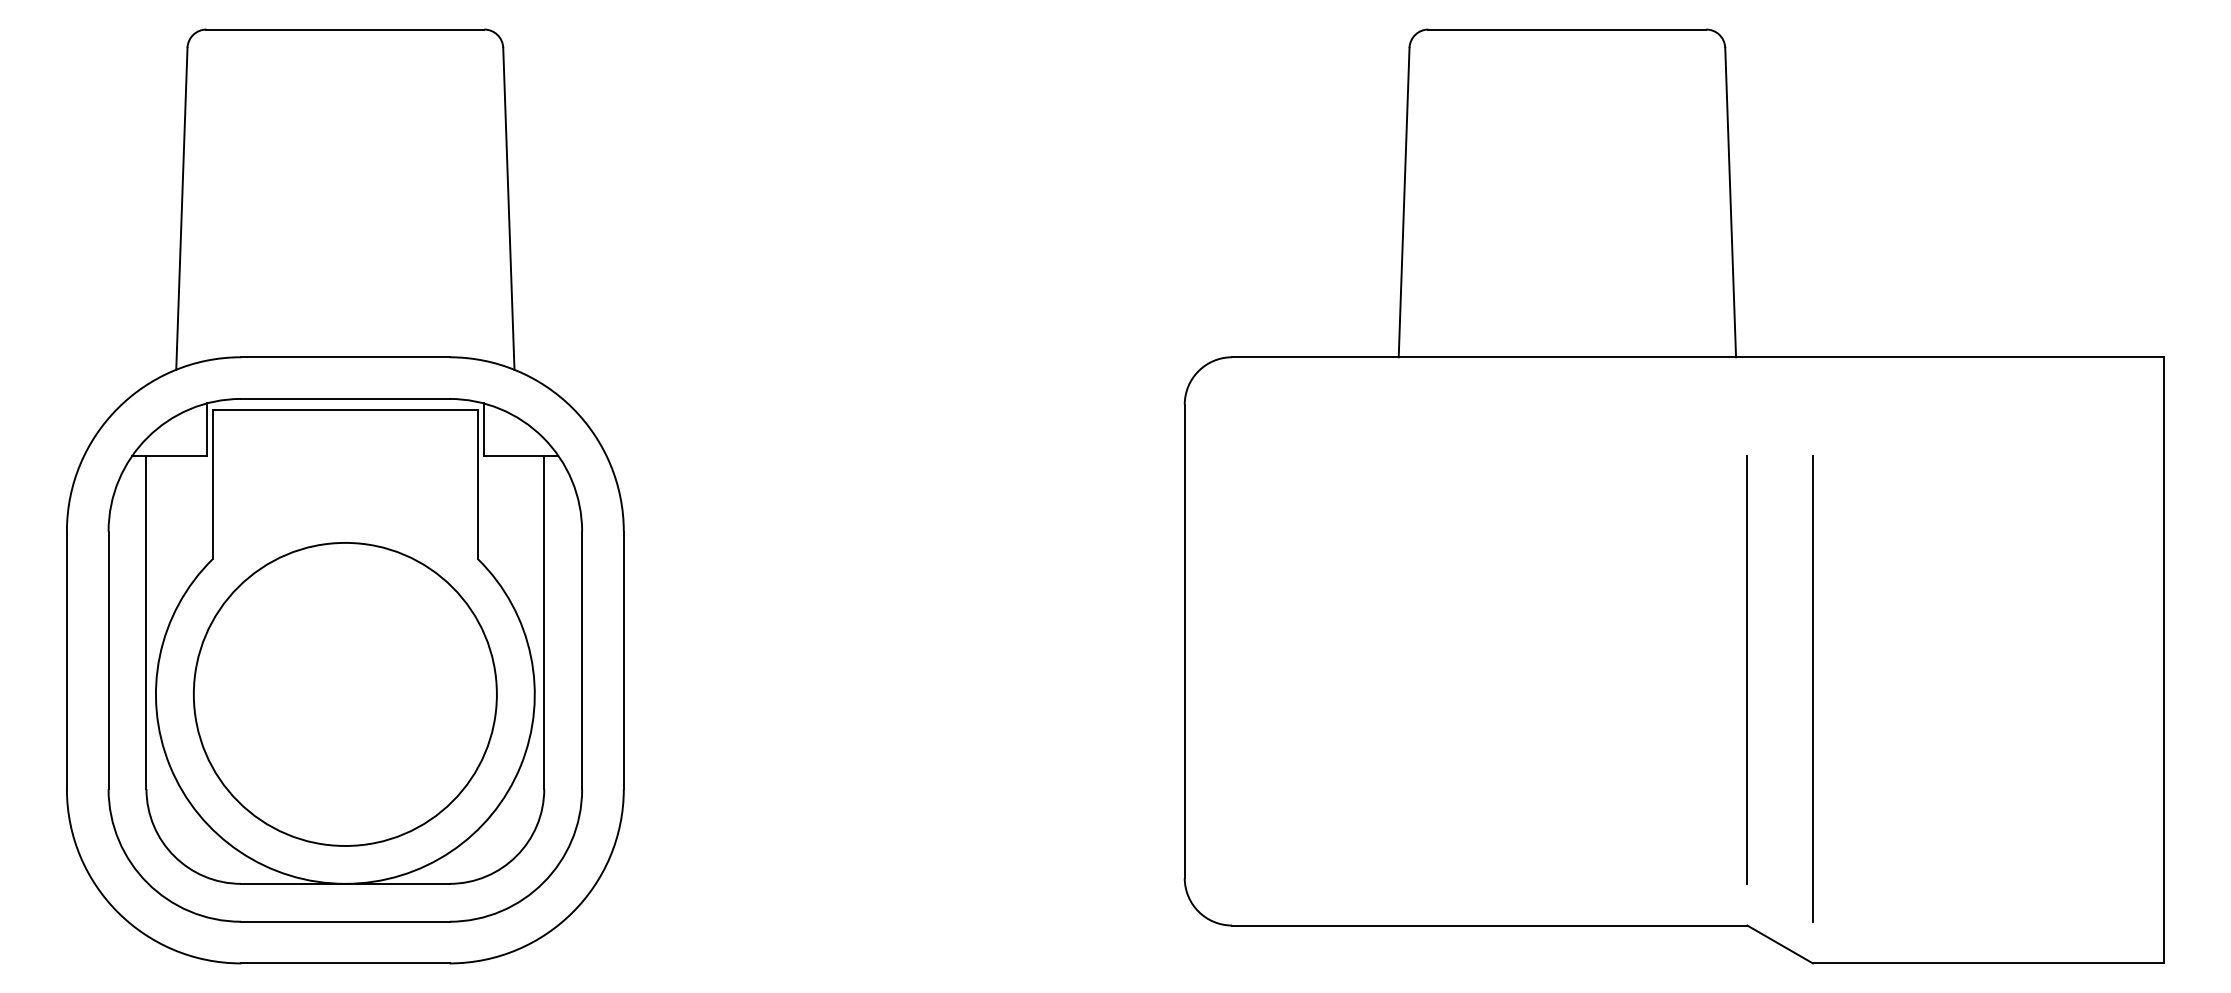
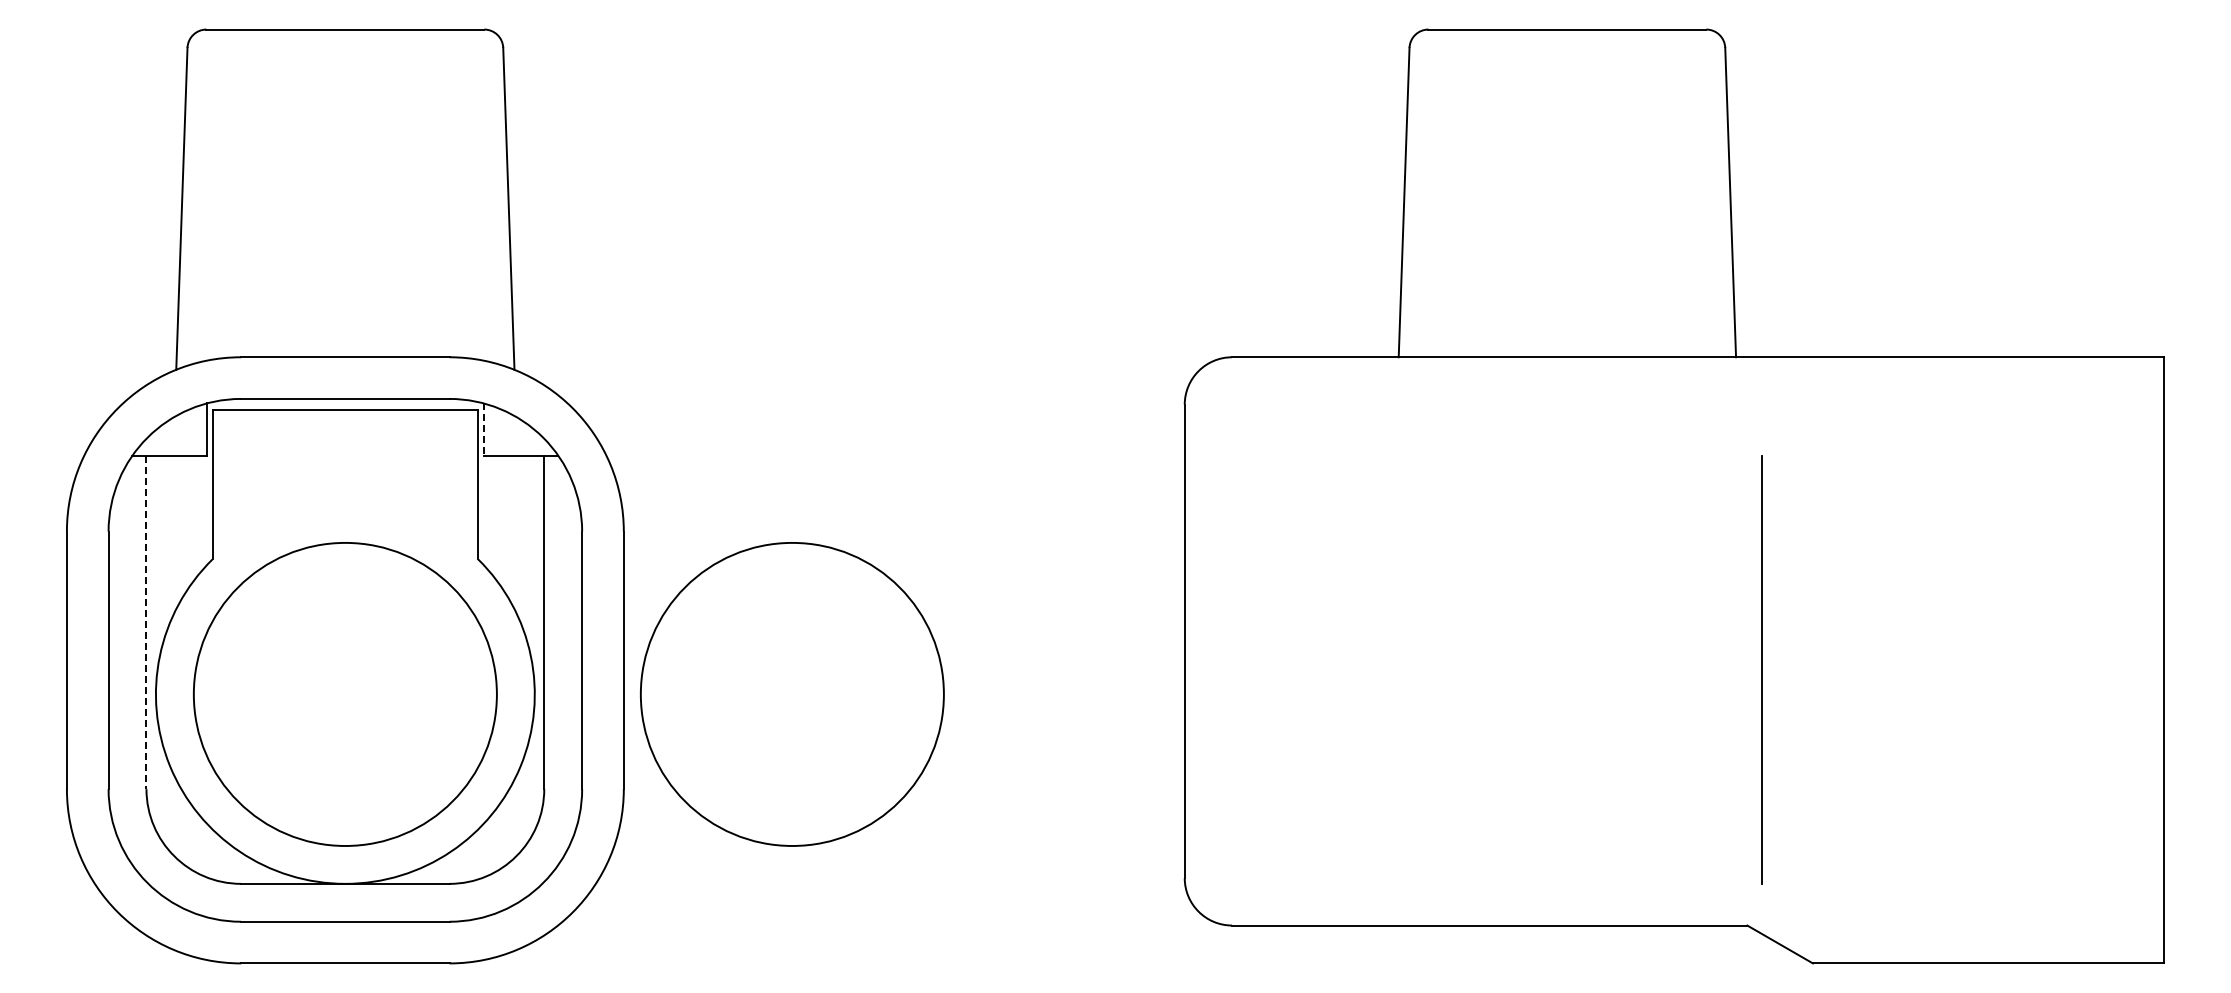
line: solid -> dashed (483, 430)
line: solid -> dashed (146, 622)
line position: (1746, 669) -> (1761, 669) (1761, 669)
line: present -> none (1812, 688)
circle: none -> present (792, 694)
